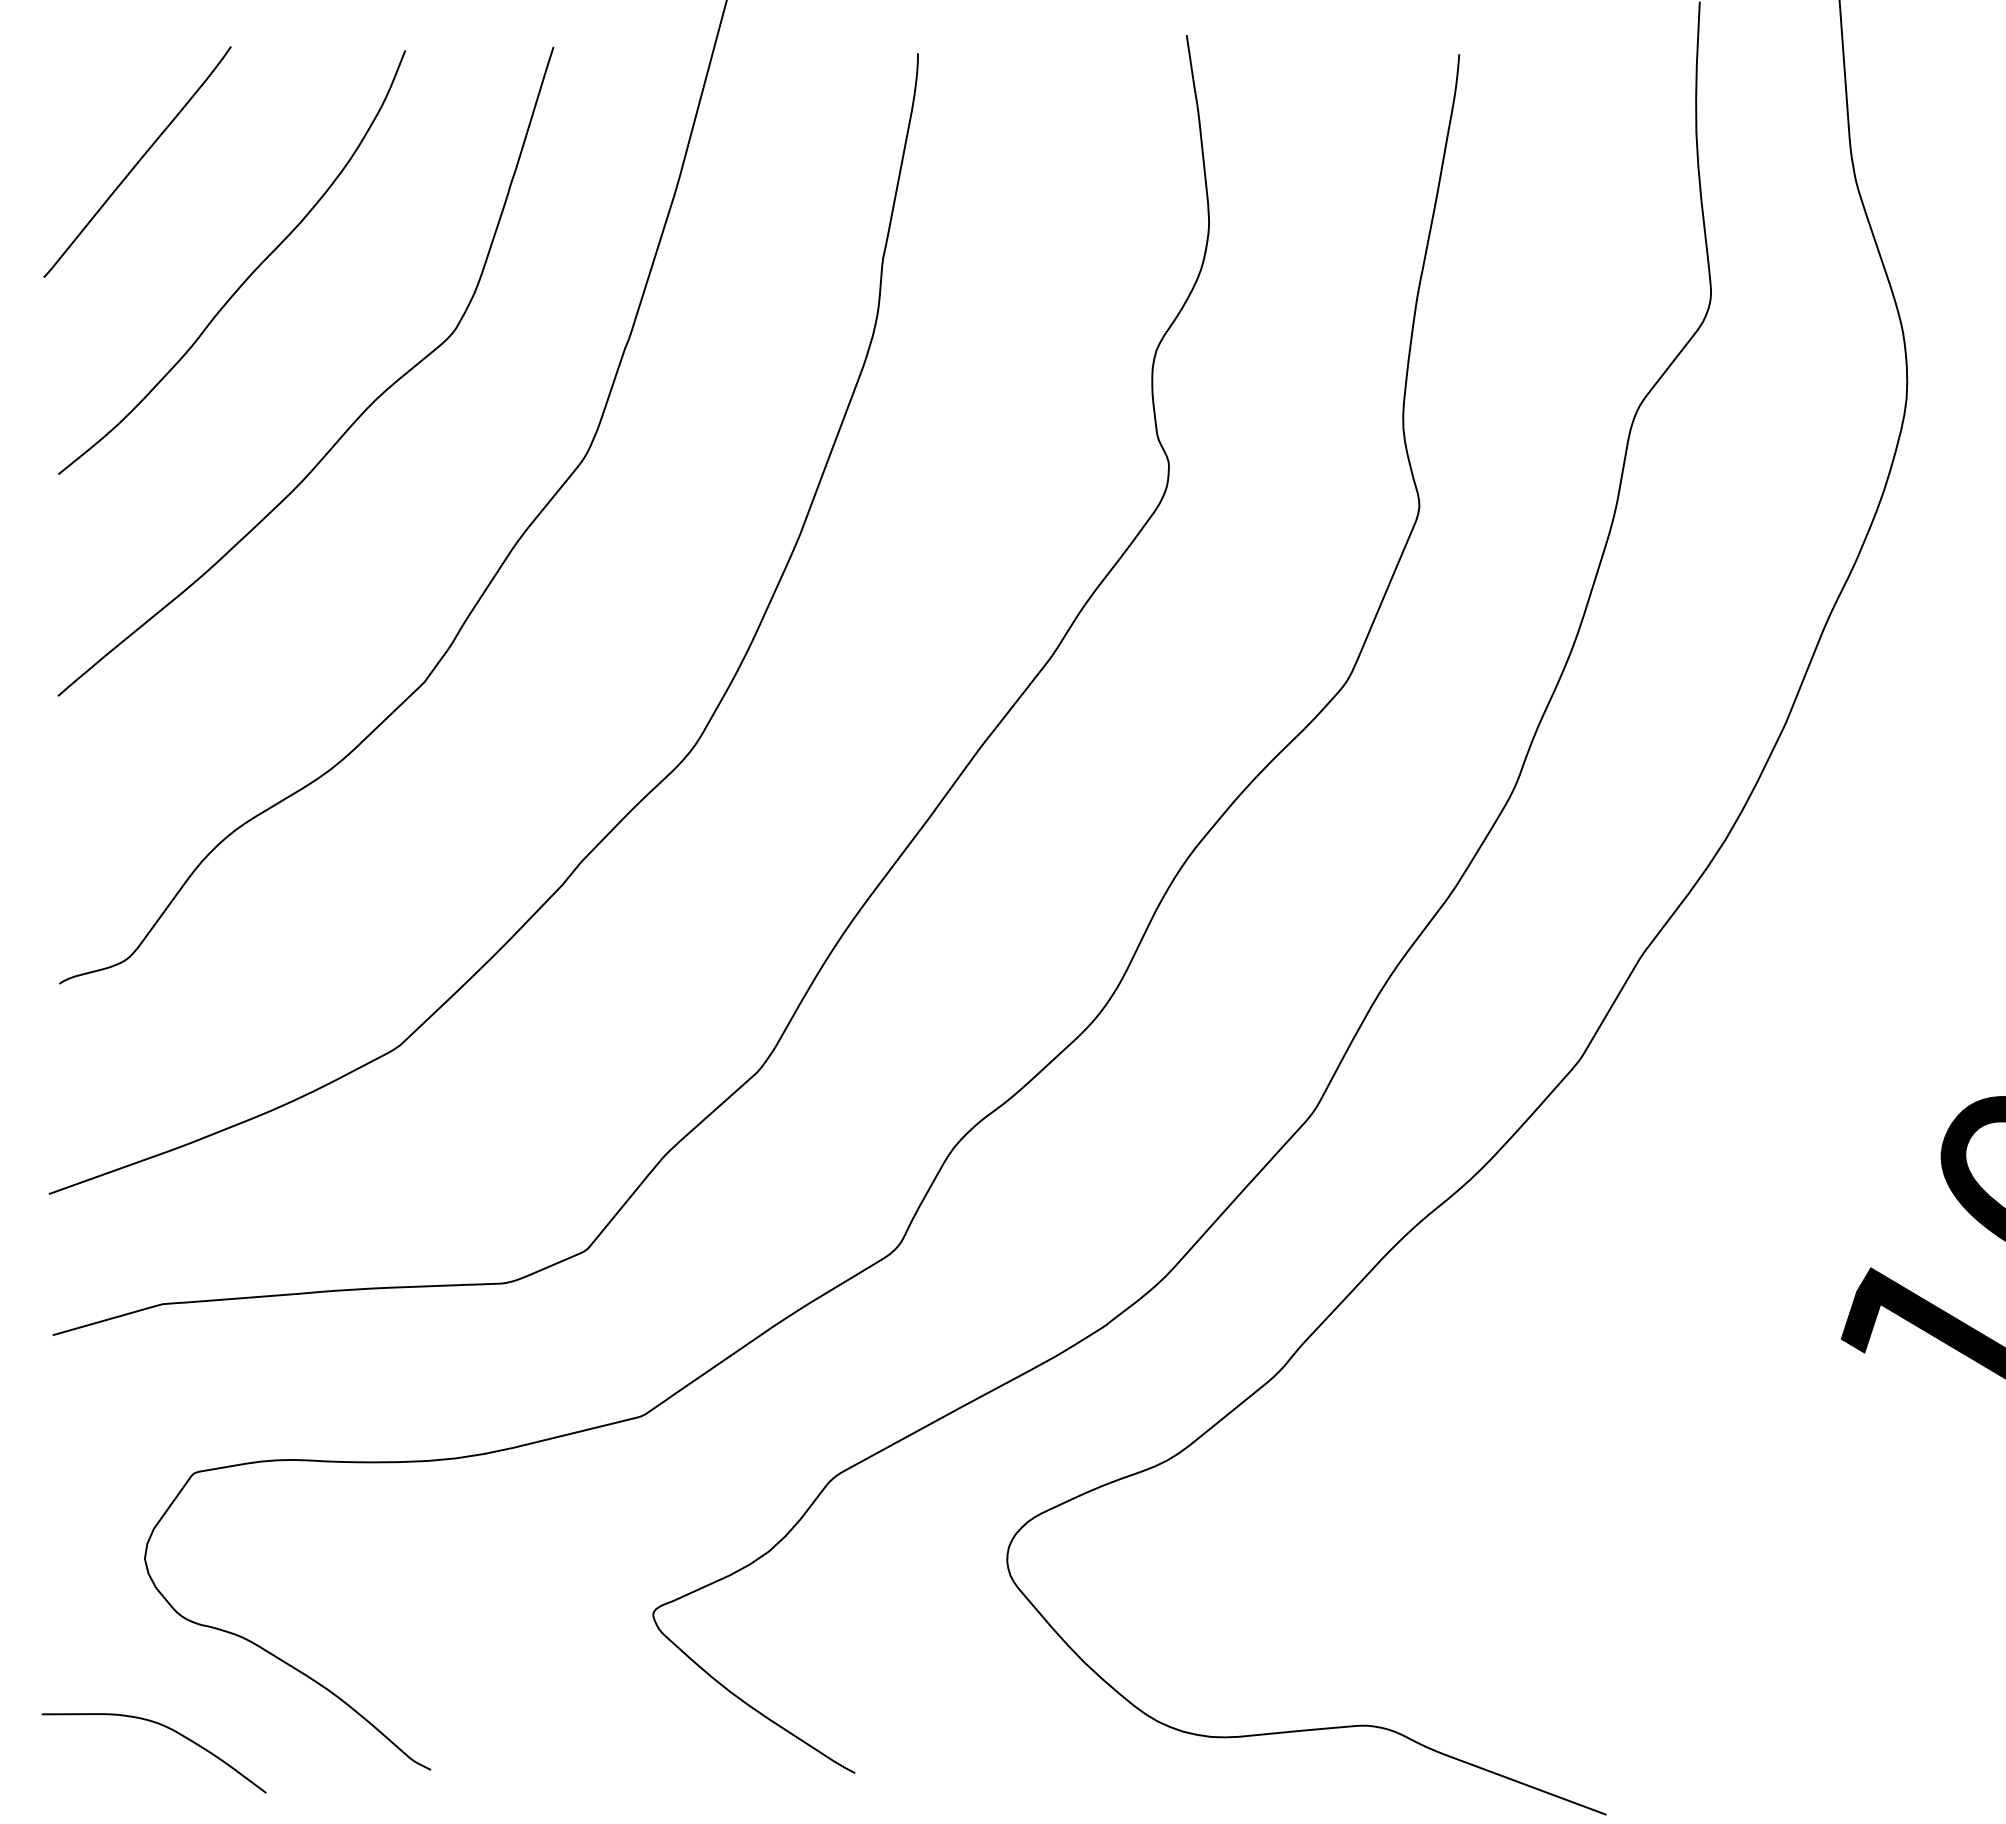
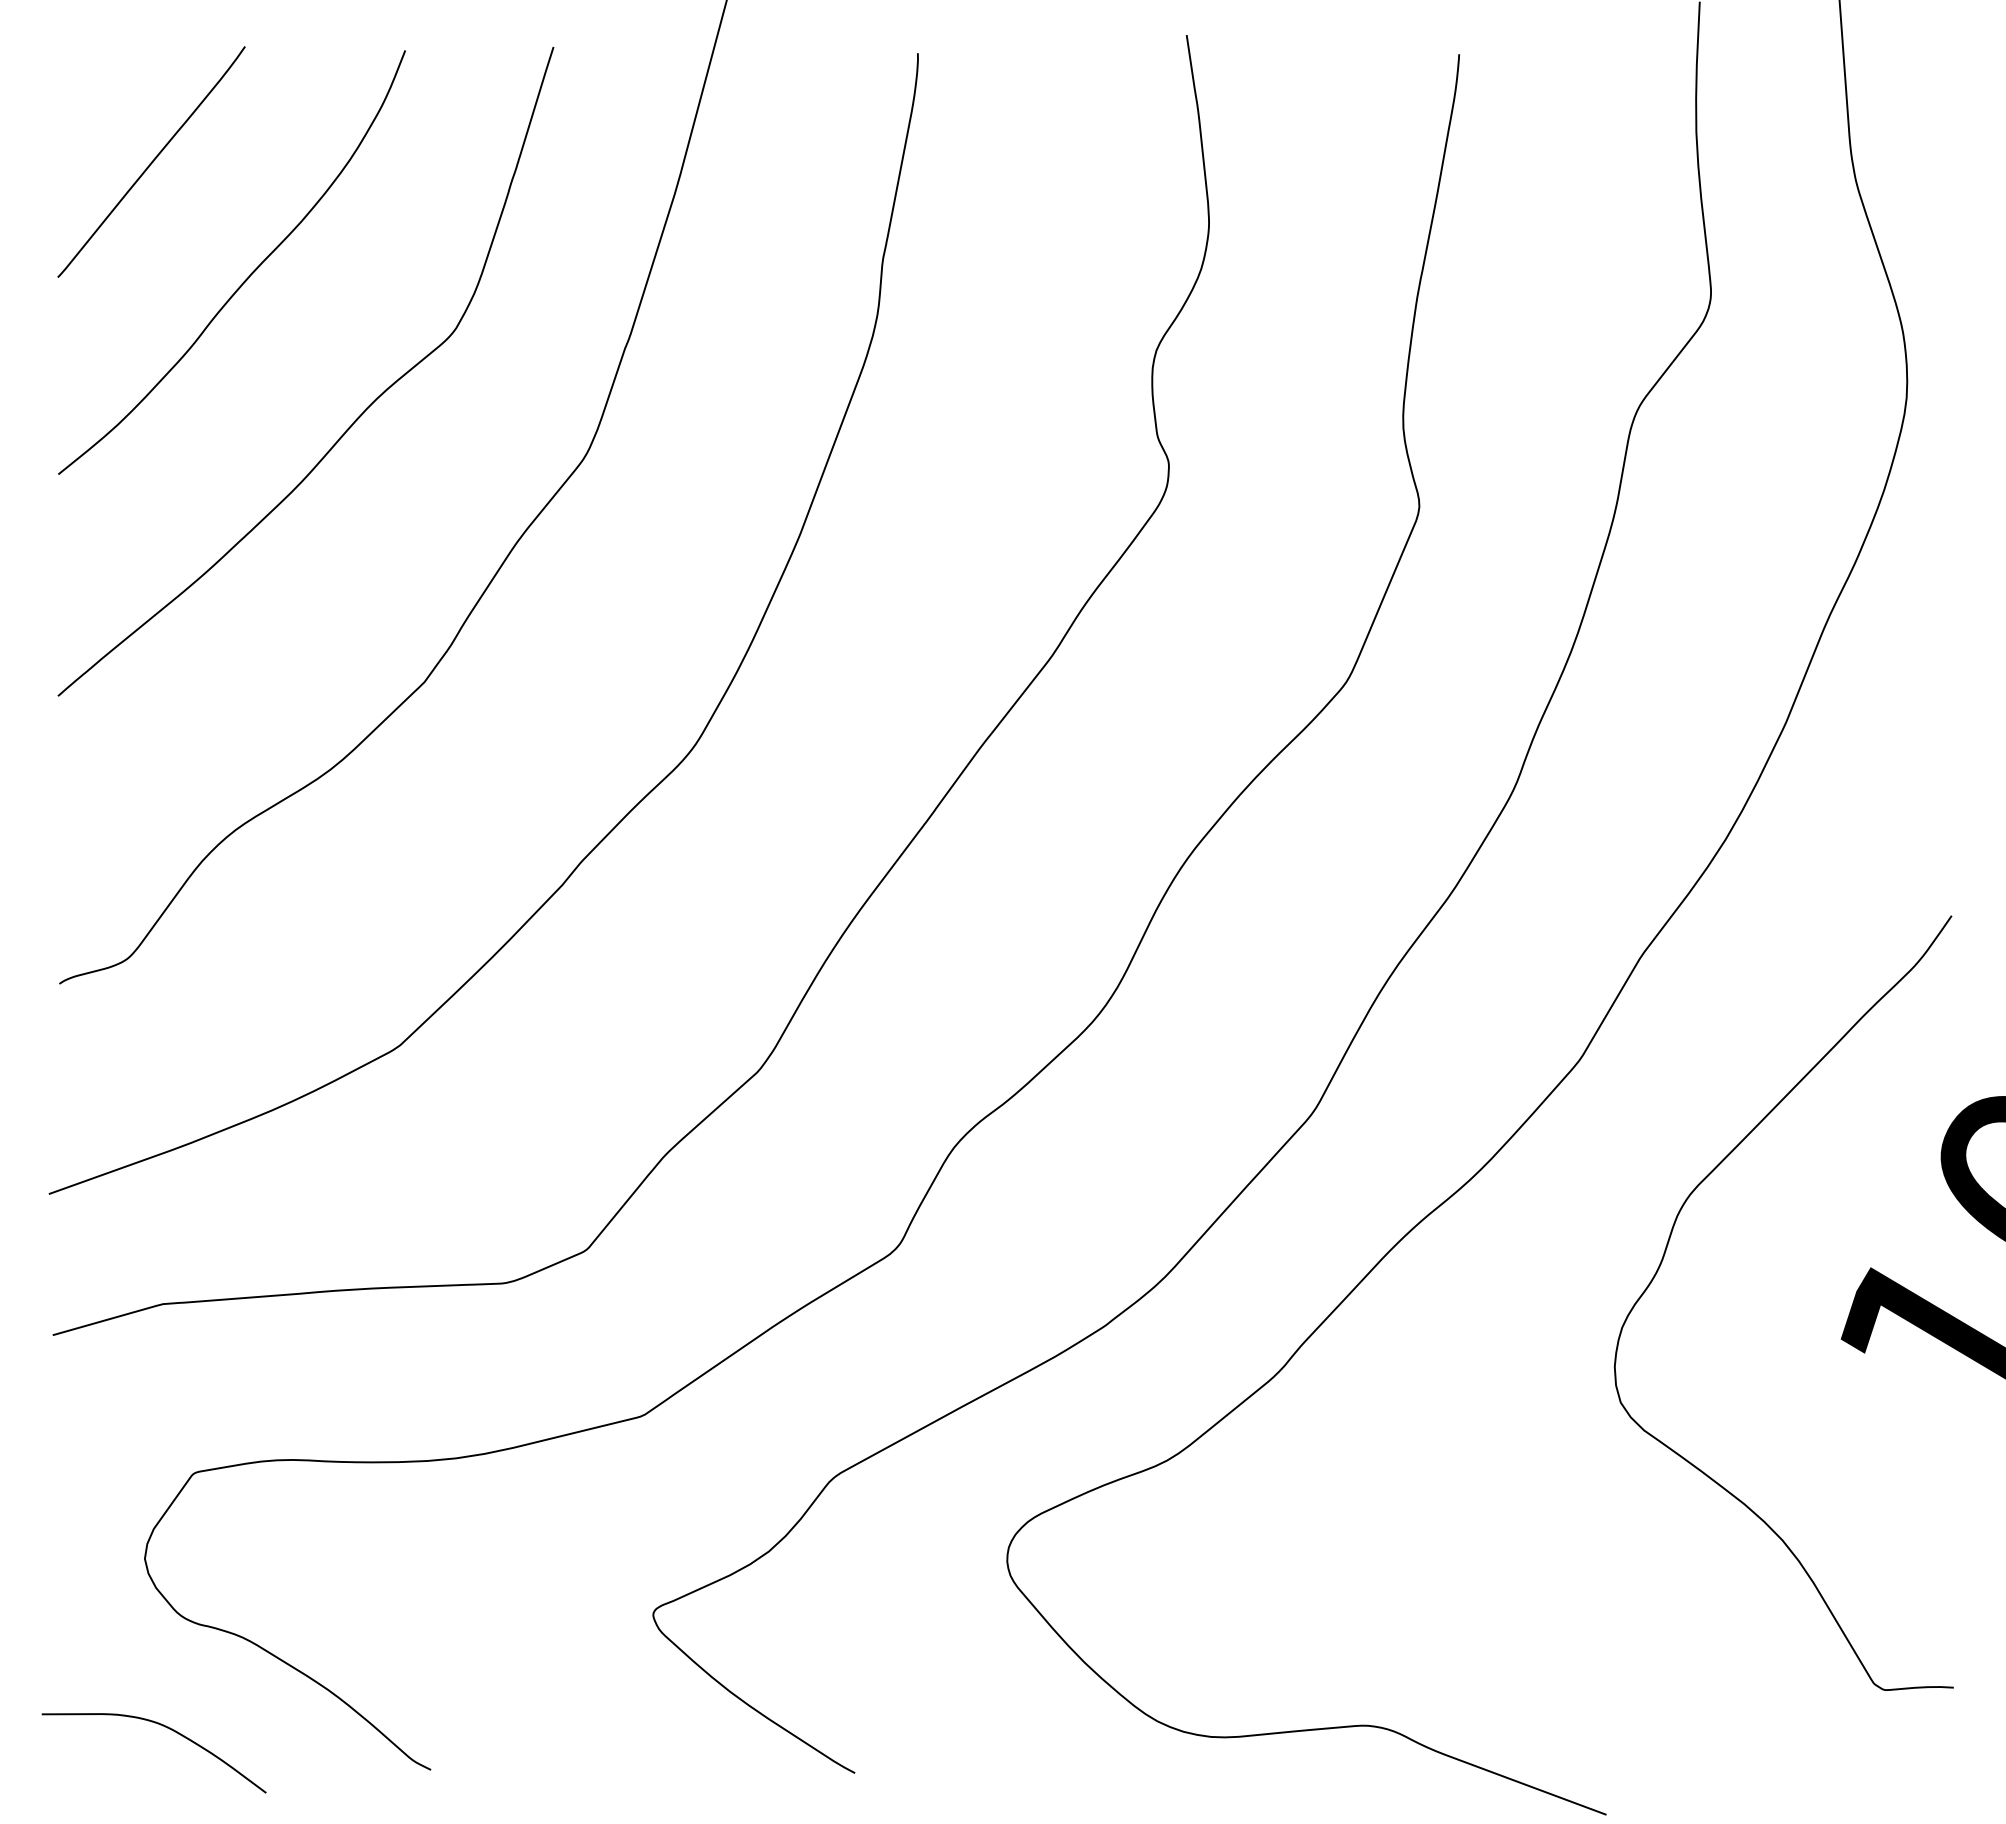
curve position: (137, 161) -> (151, 161) (151, 161)
curve: none -> present (1664, 1257)
